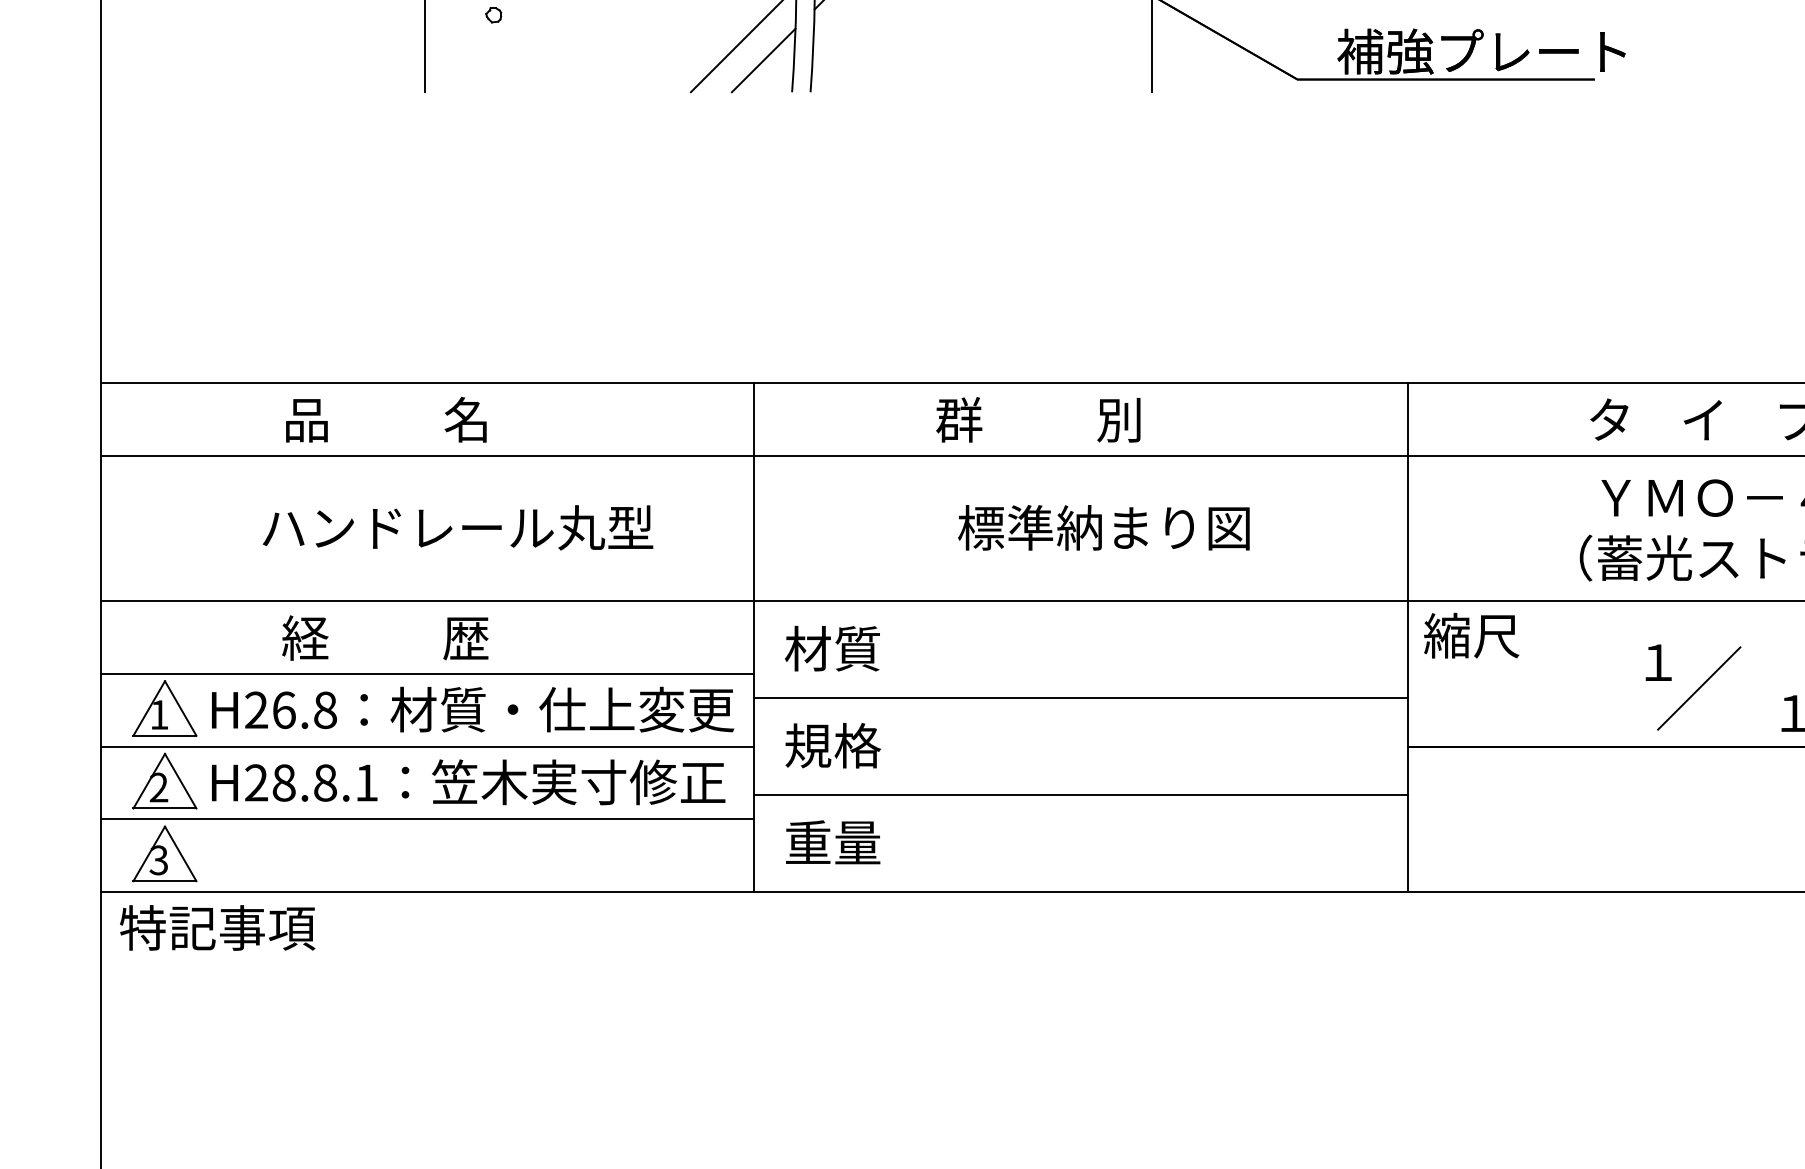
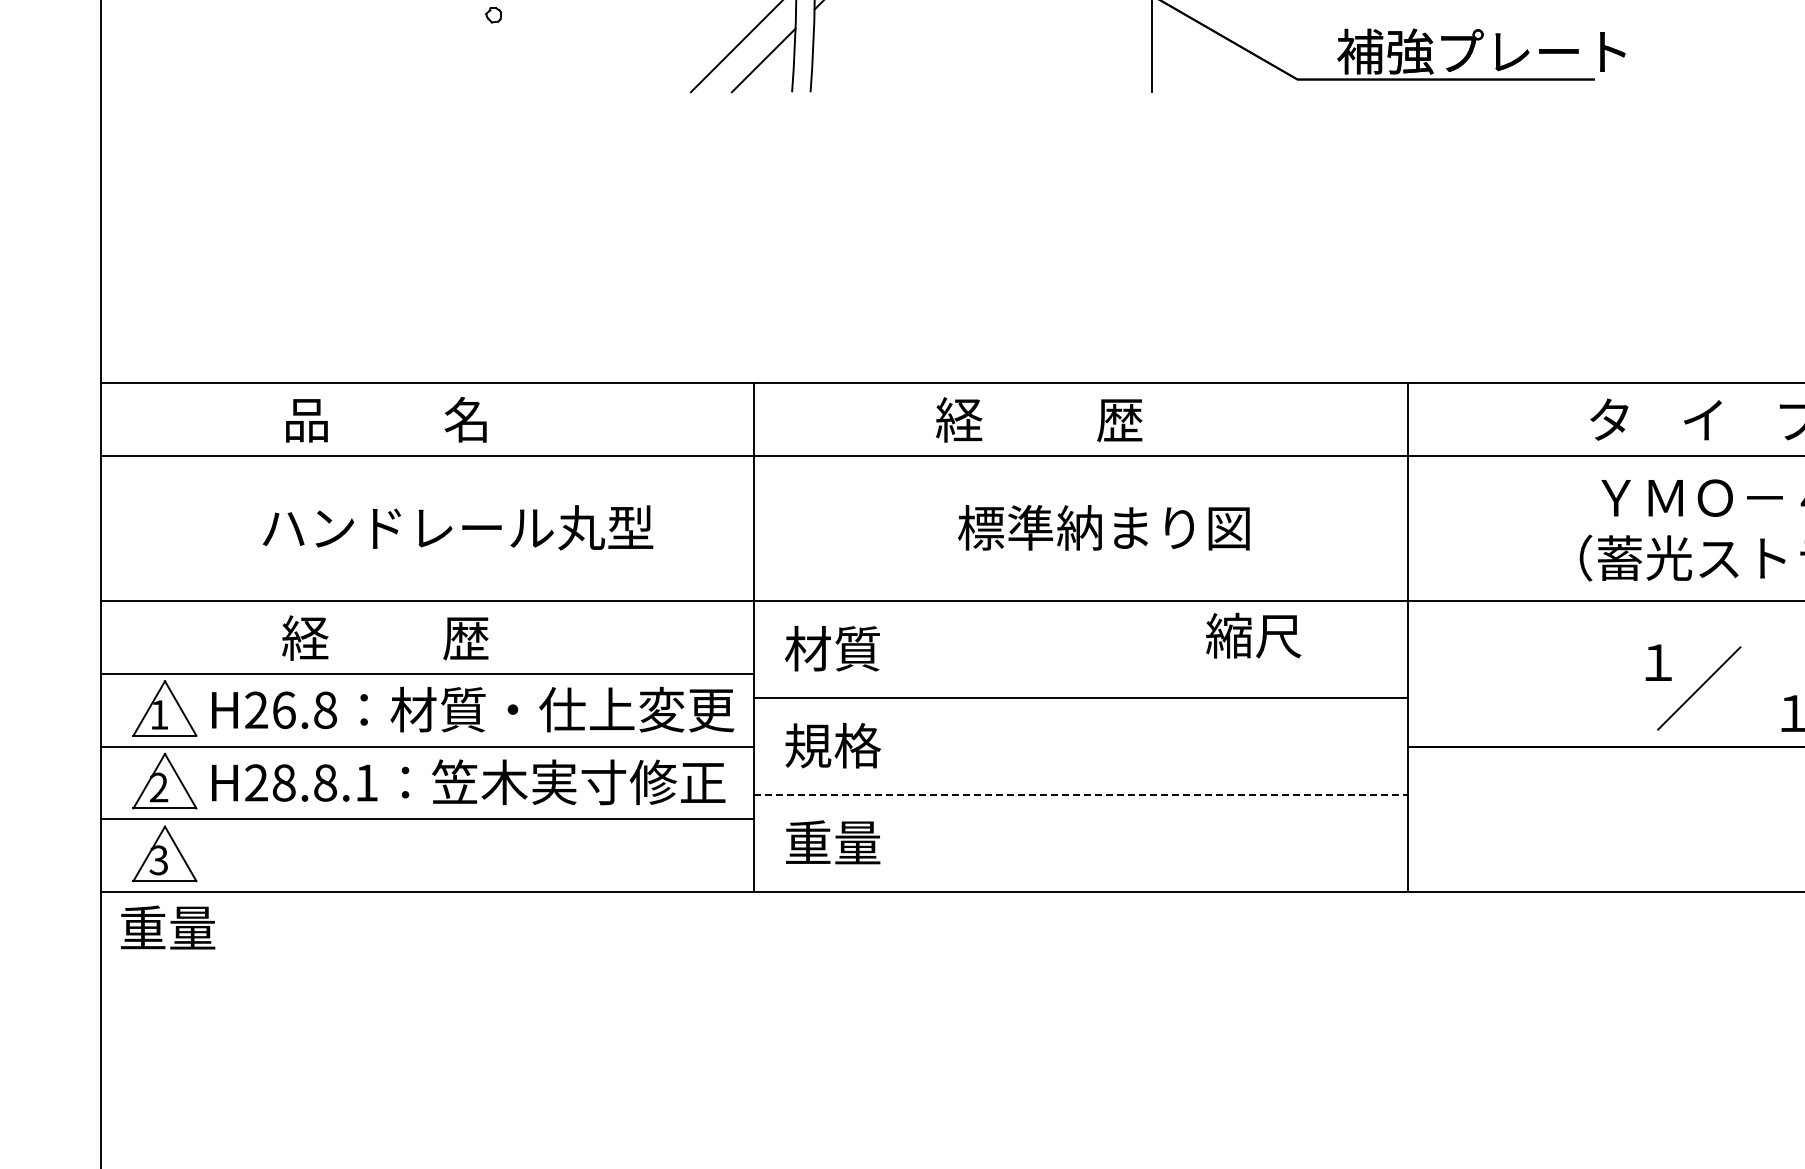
line: present -> none (424, 47)
text: 群          別 -> 経          歴 (1039, 419)
text position: (1471, 635) -> (1253, 635) (1253, 635)
line: solid -> dashed (1081, 795)
text: 特記事項 -> 重量 (217, 927)
